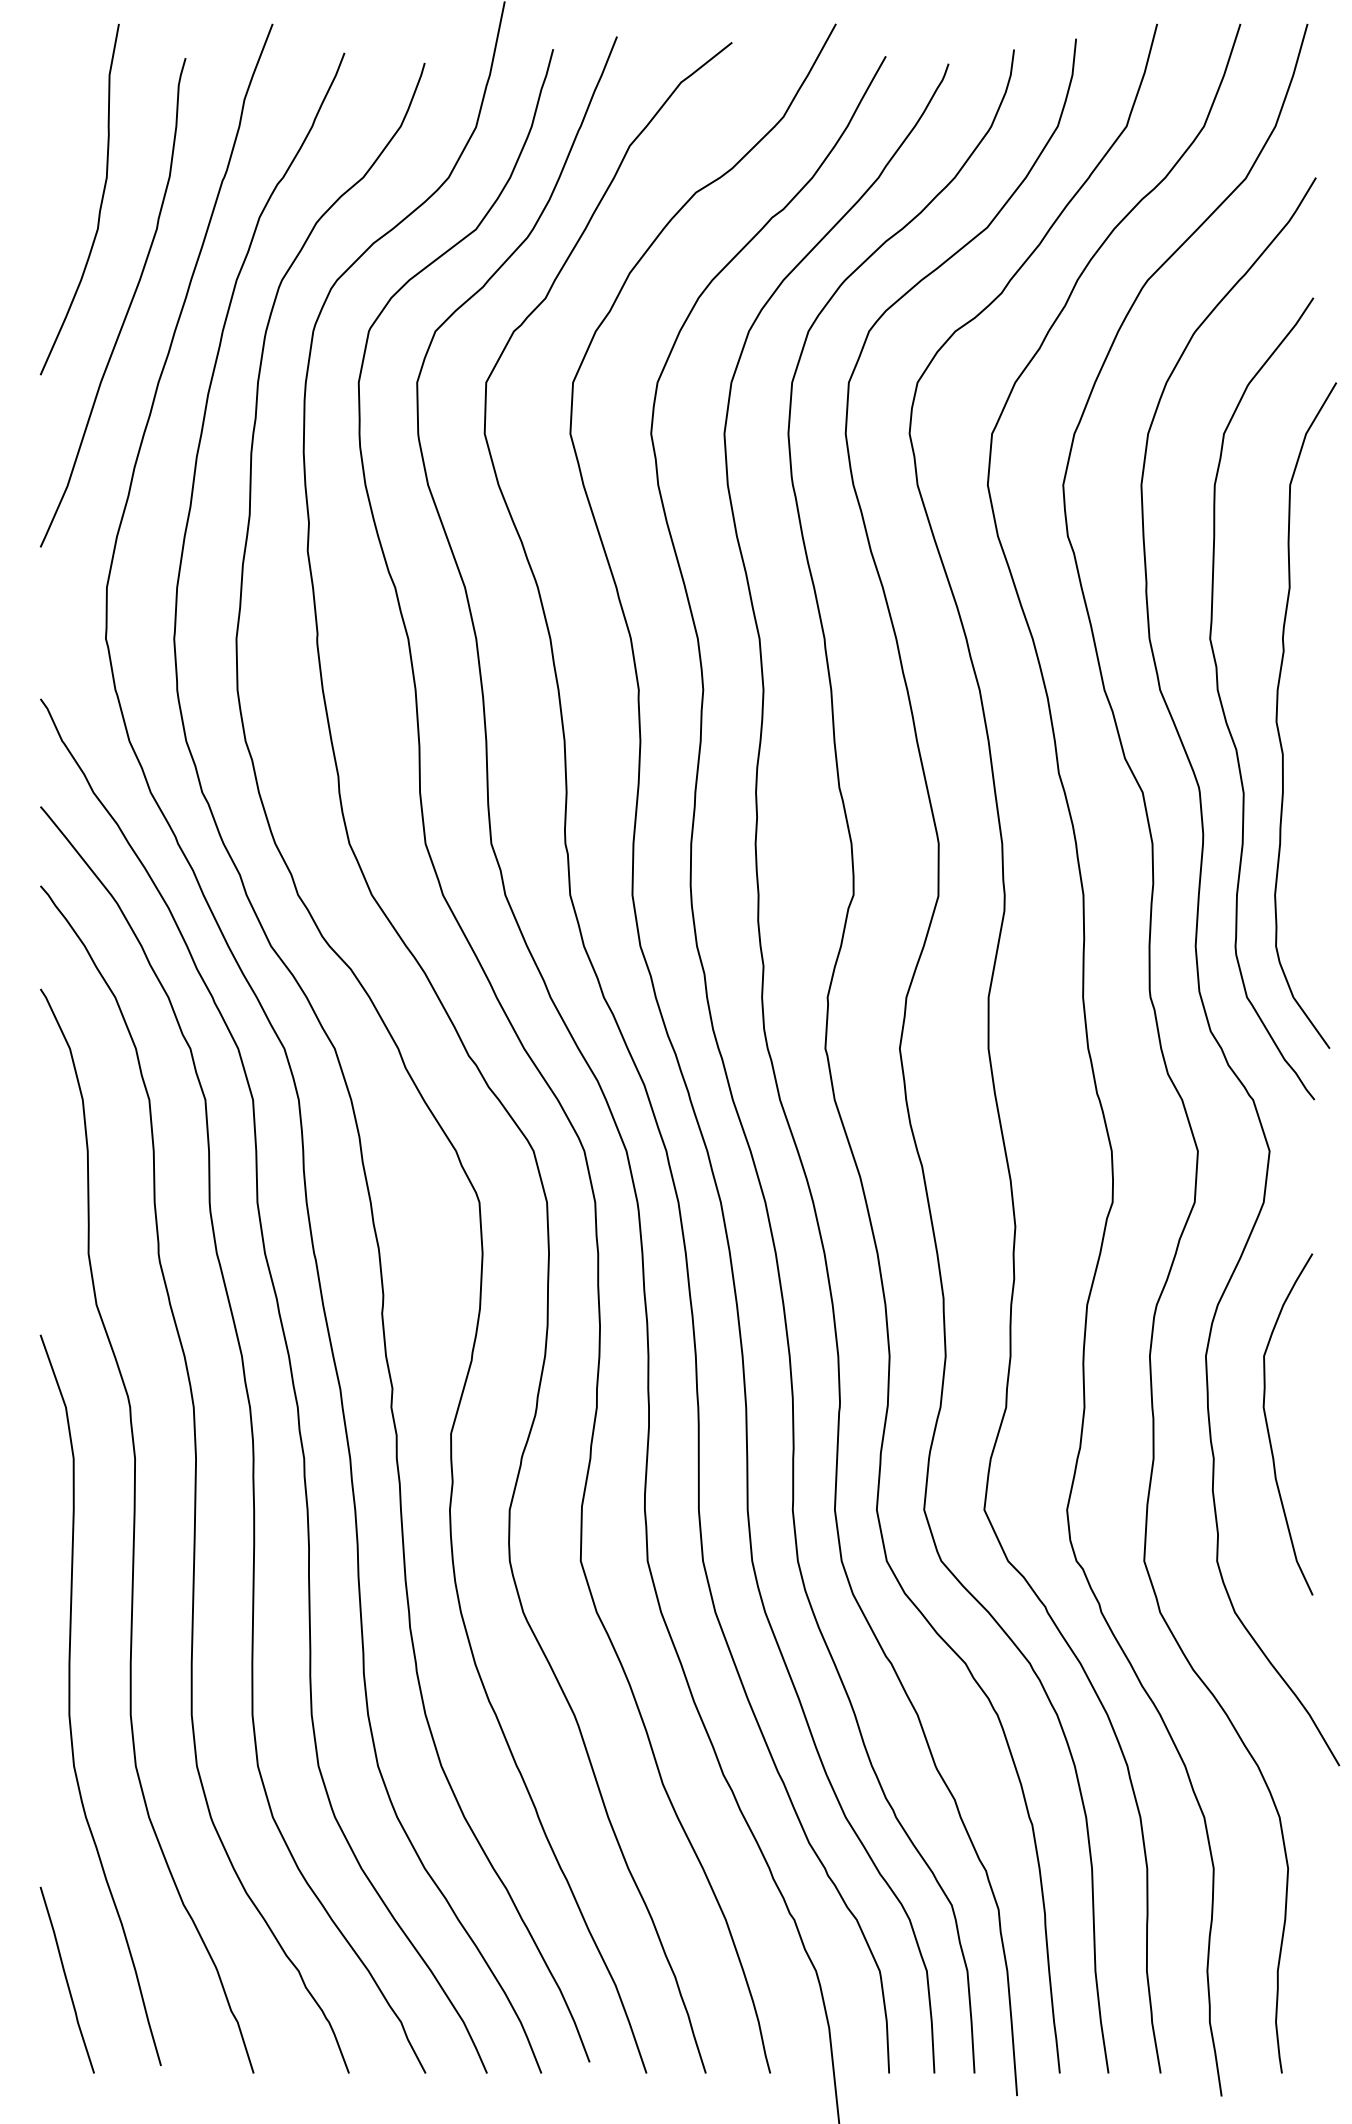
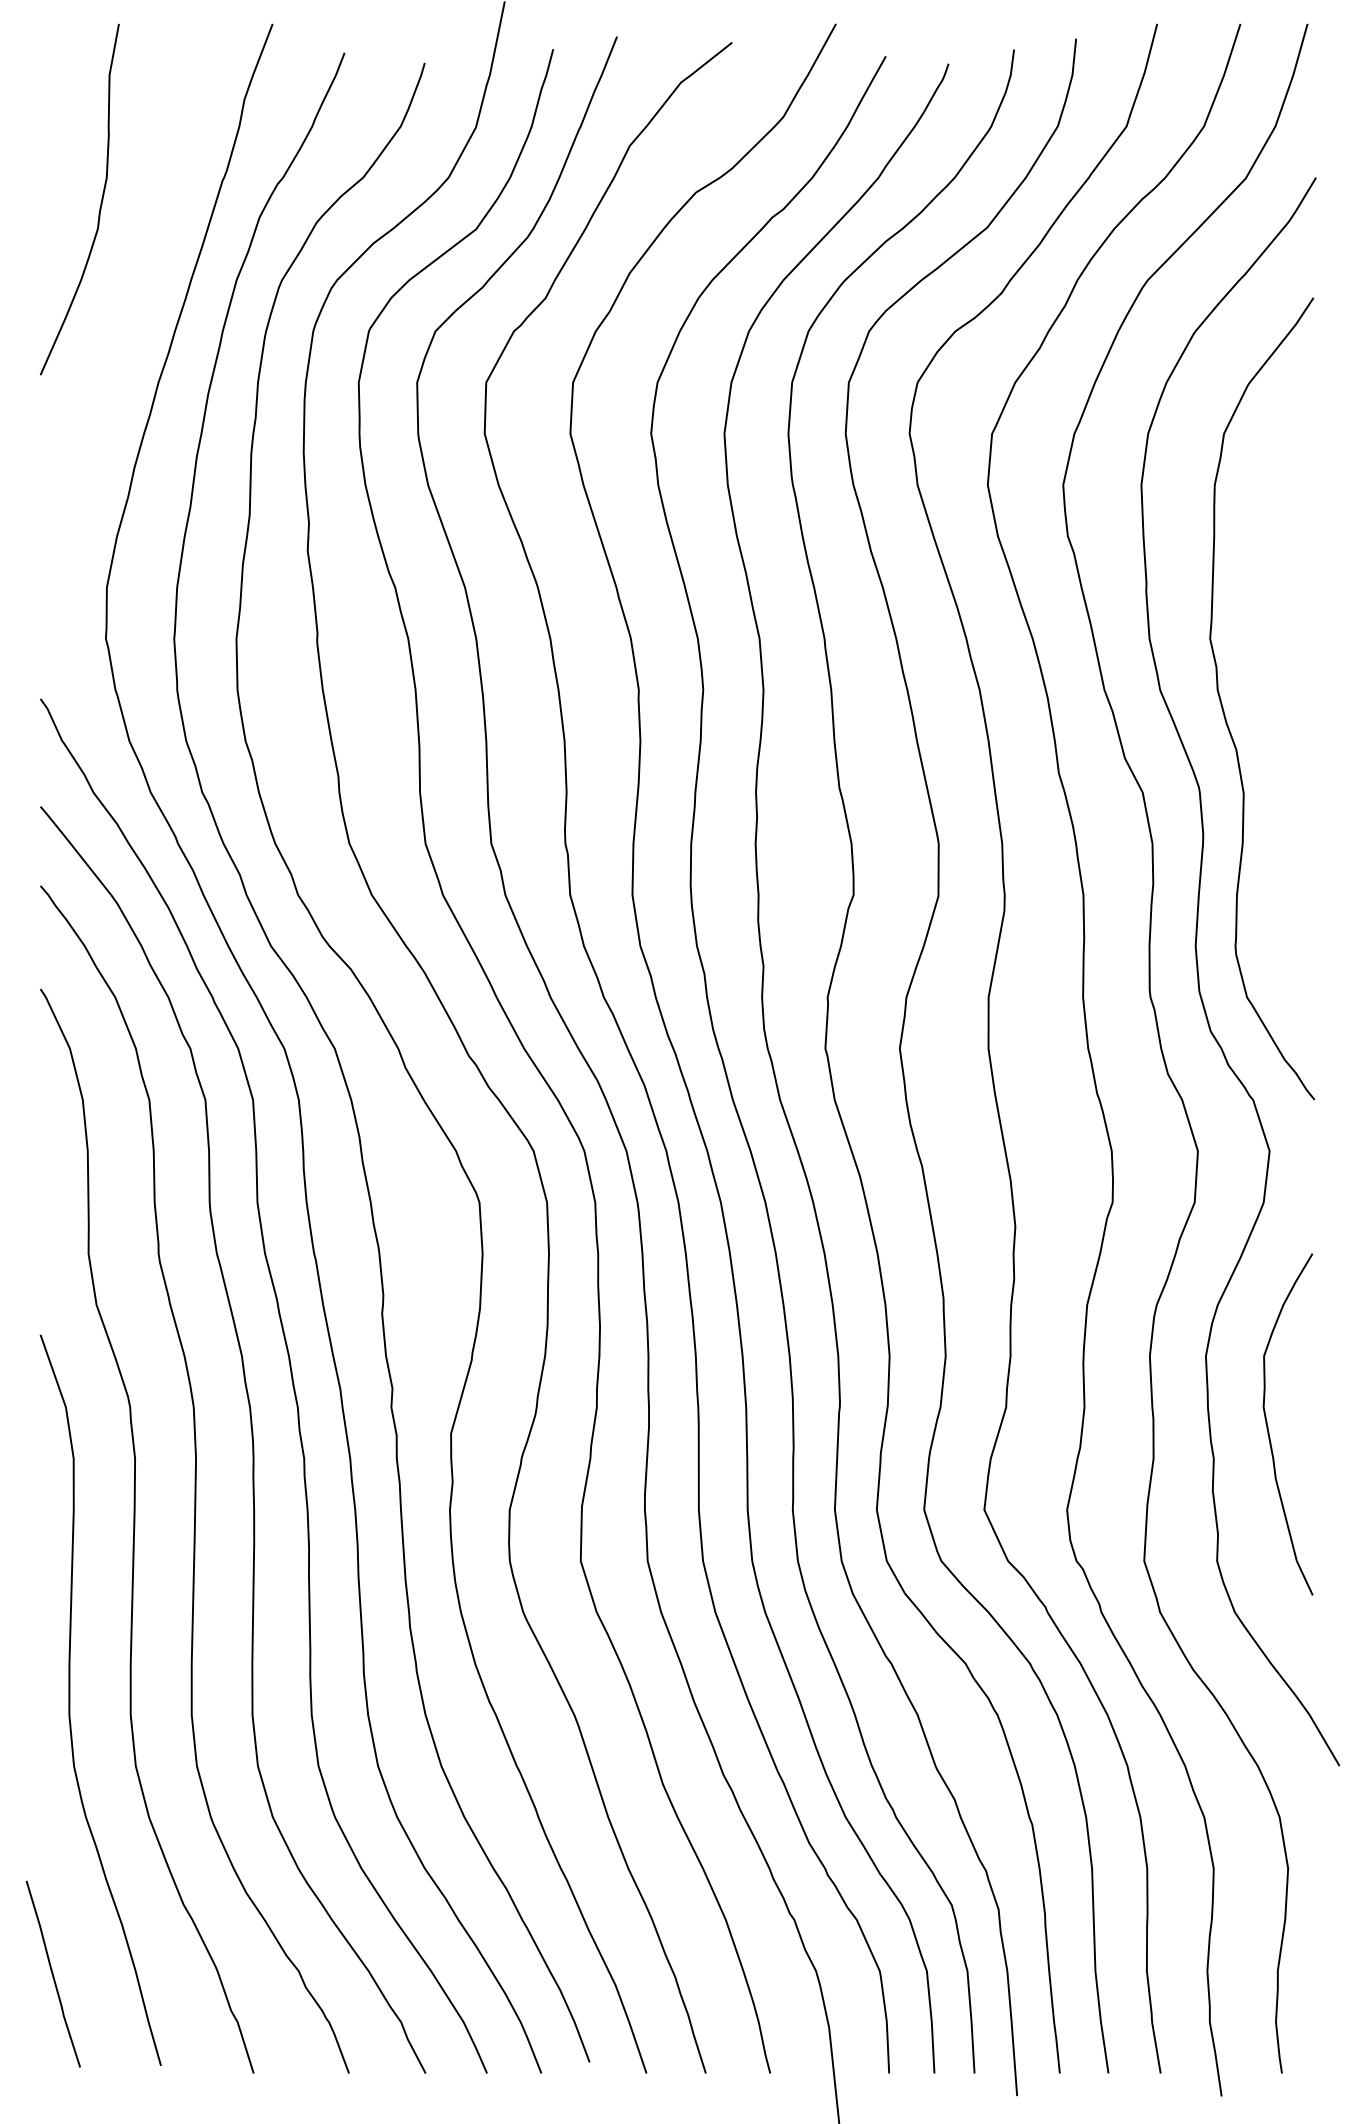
curve: present -> none (128, 306)
curve: present -> none (1277, 715)
curve position: (66, 1979) -> (52, 1973) (52, 1973)
